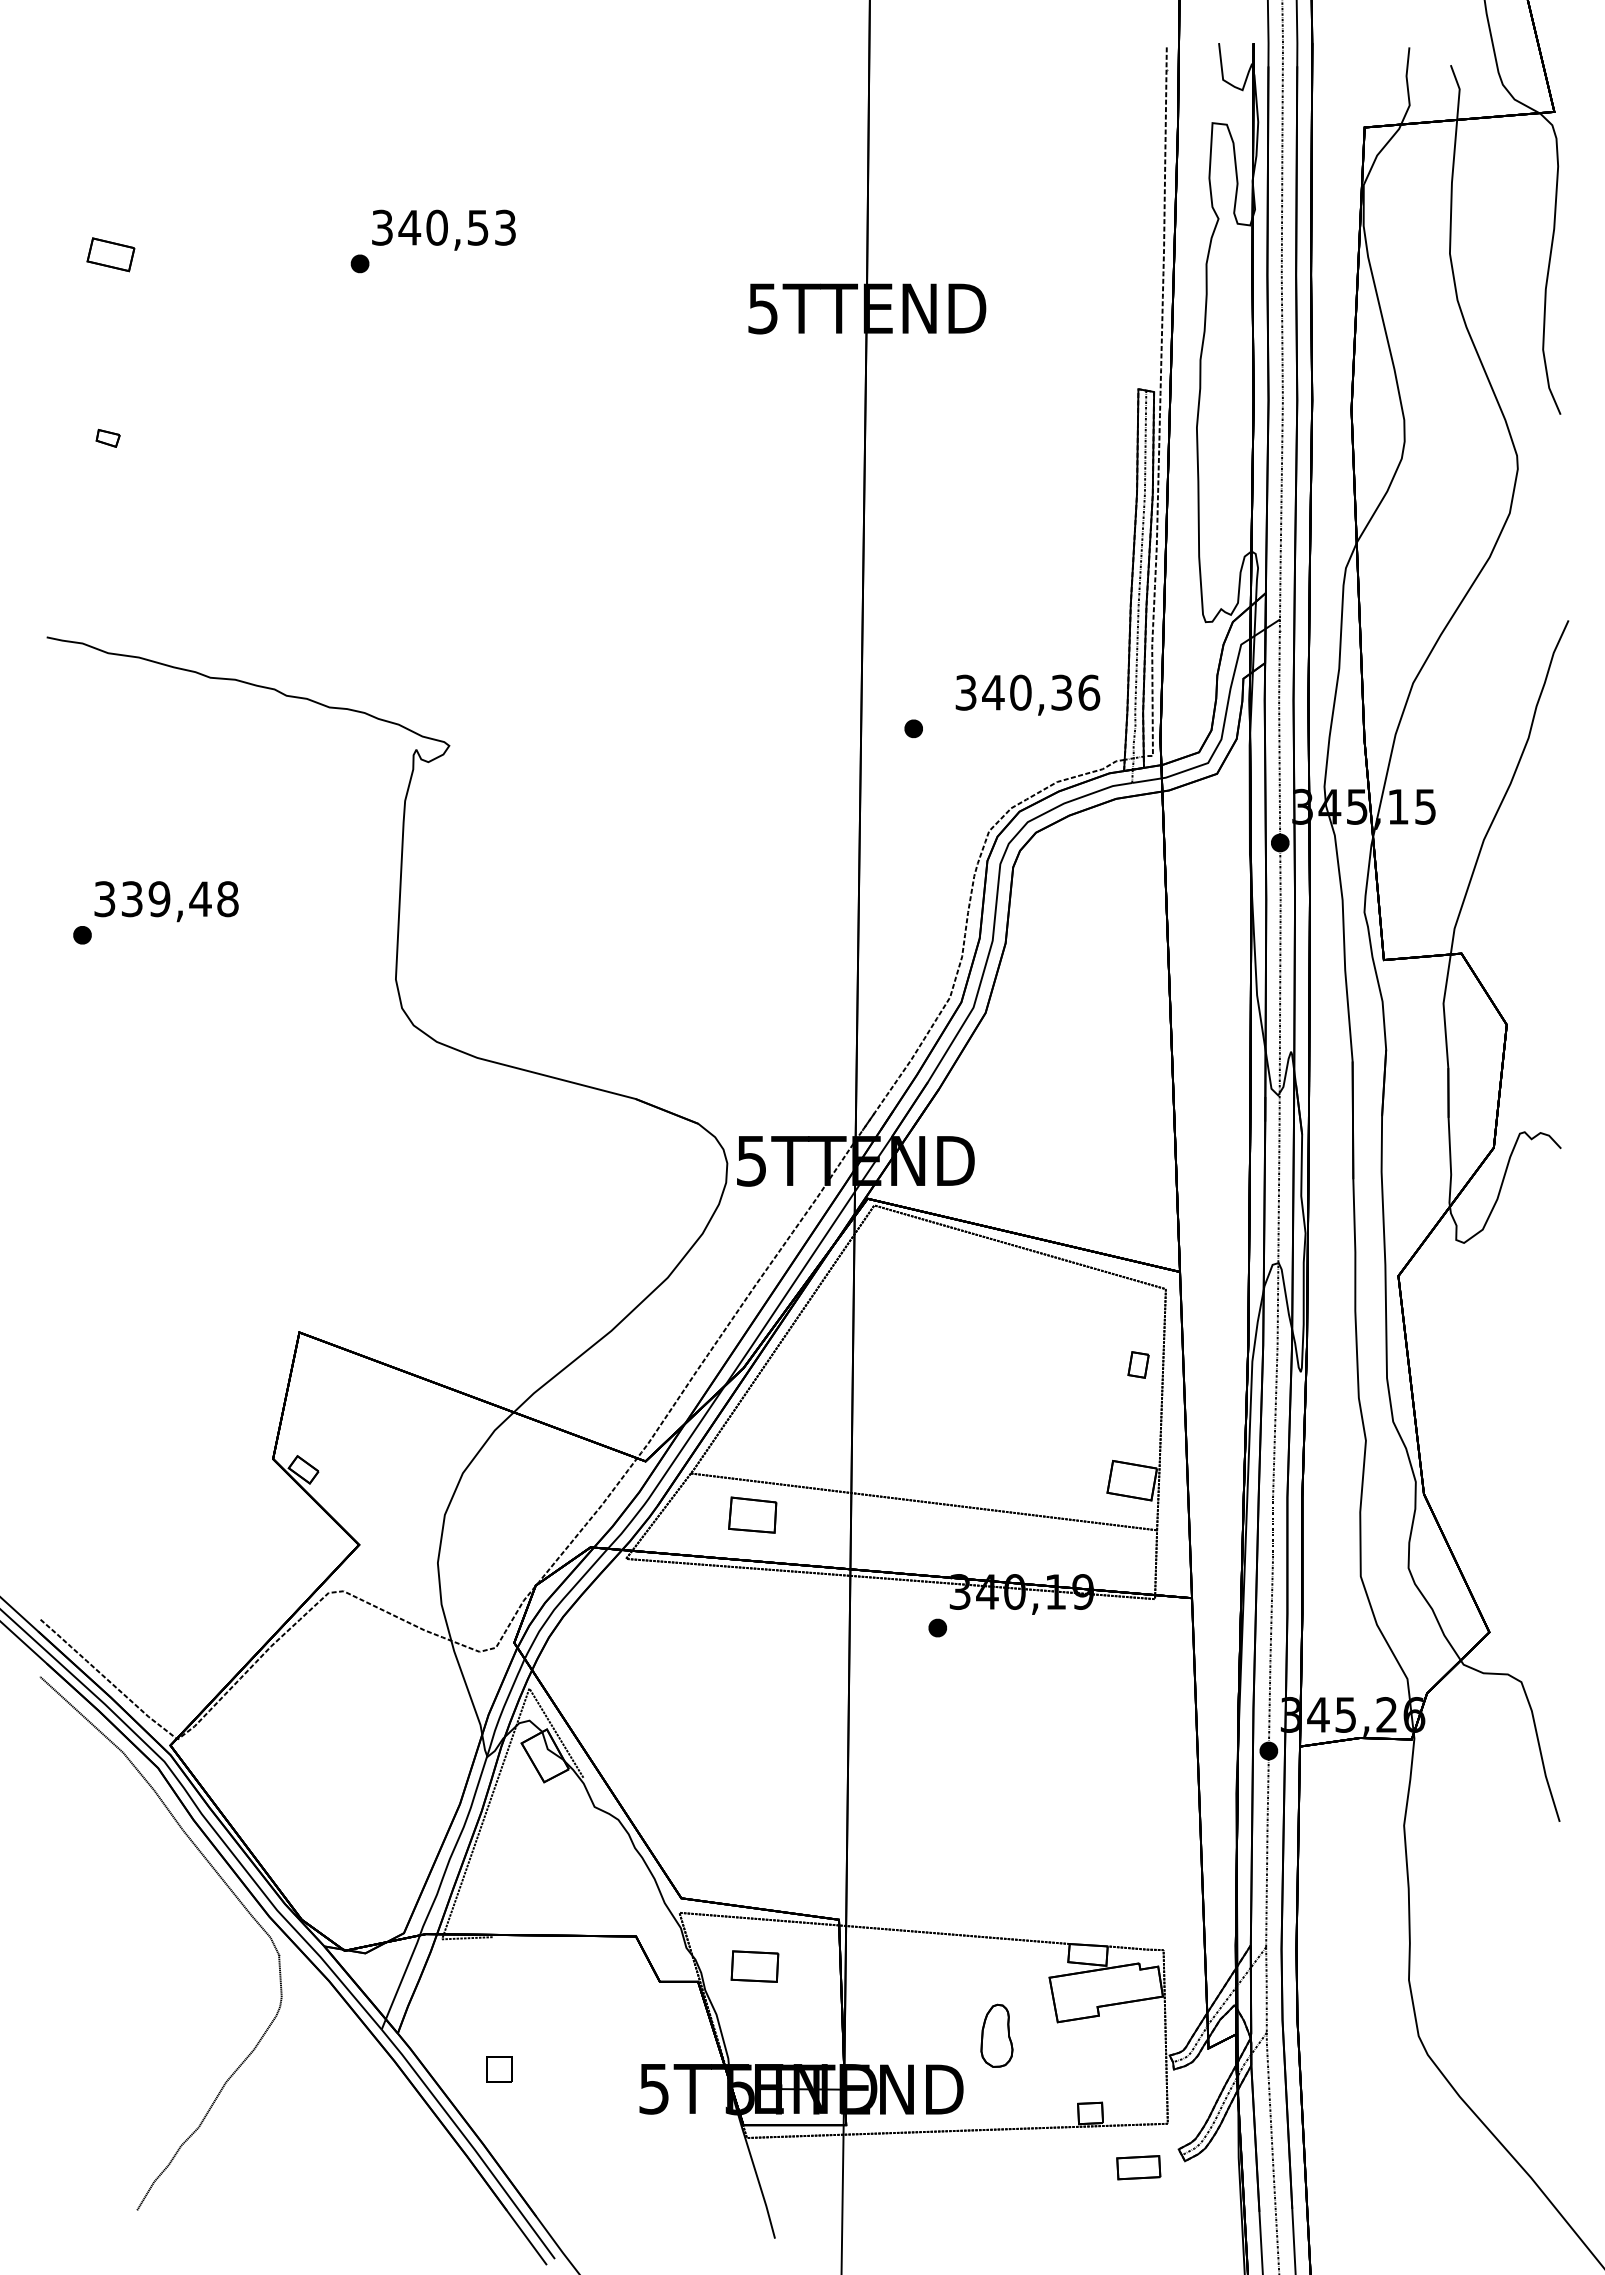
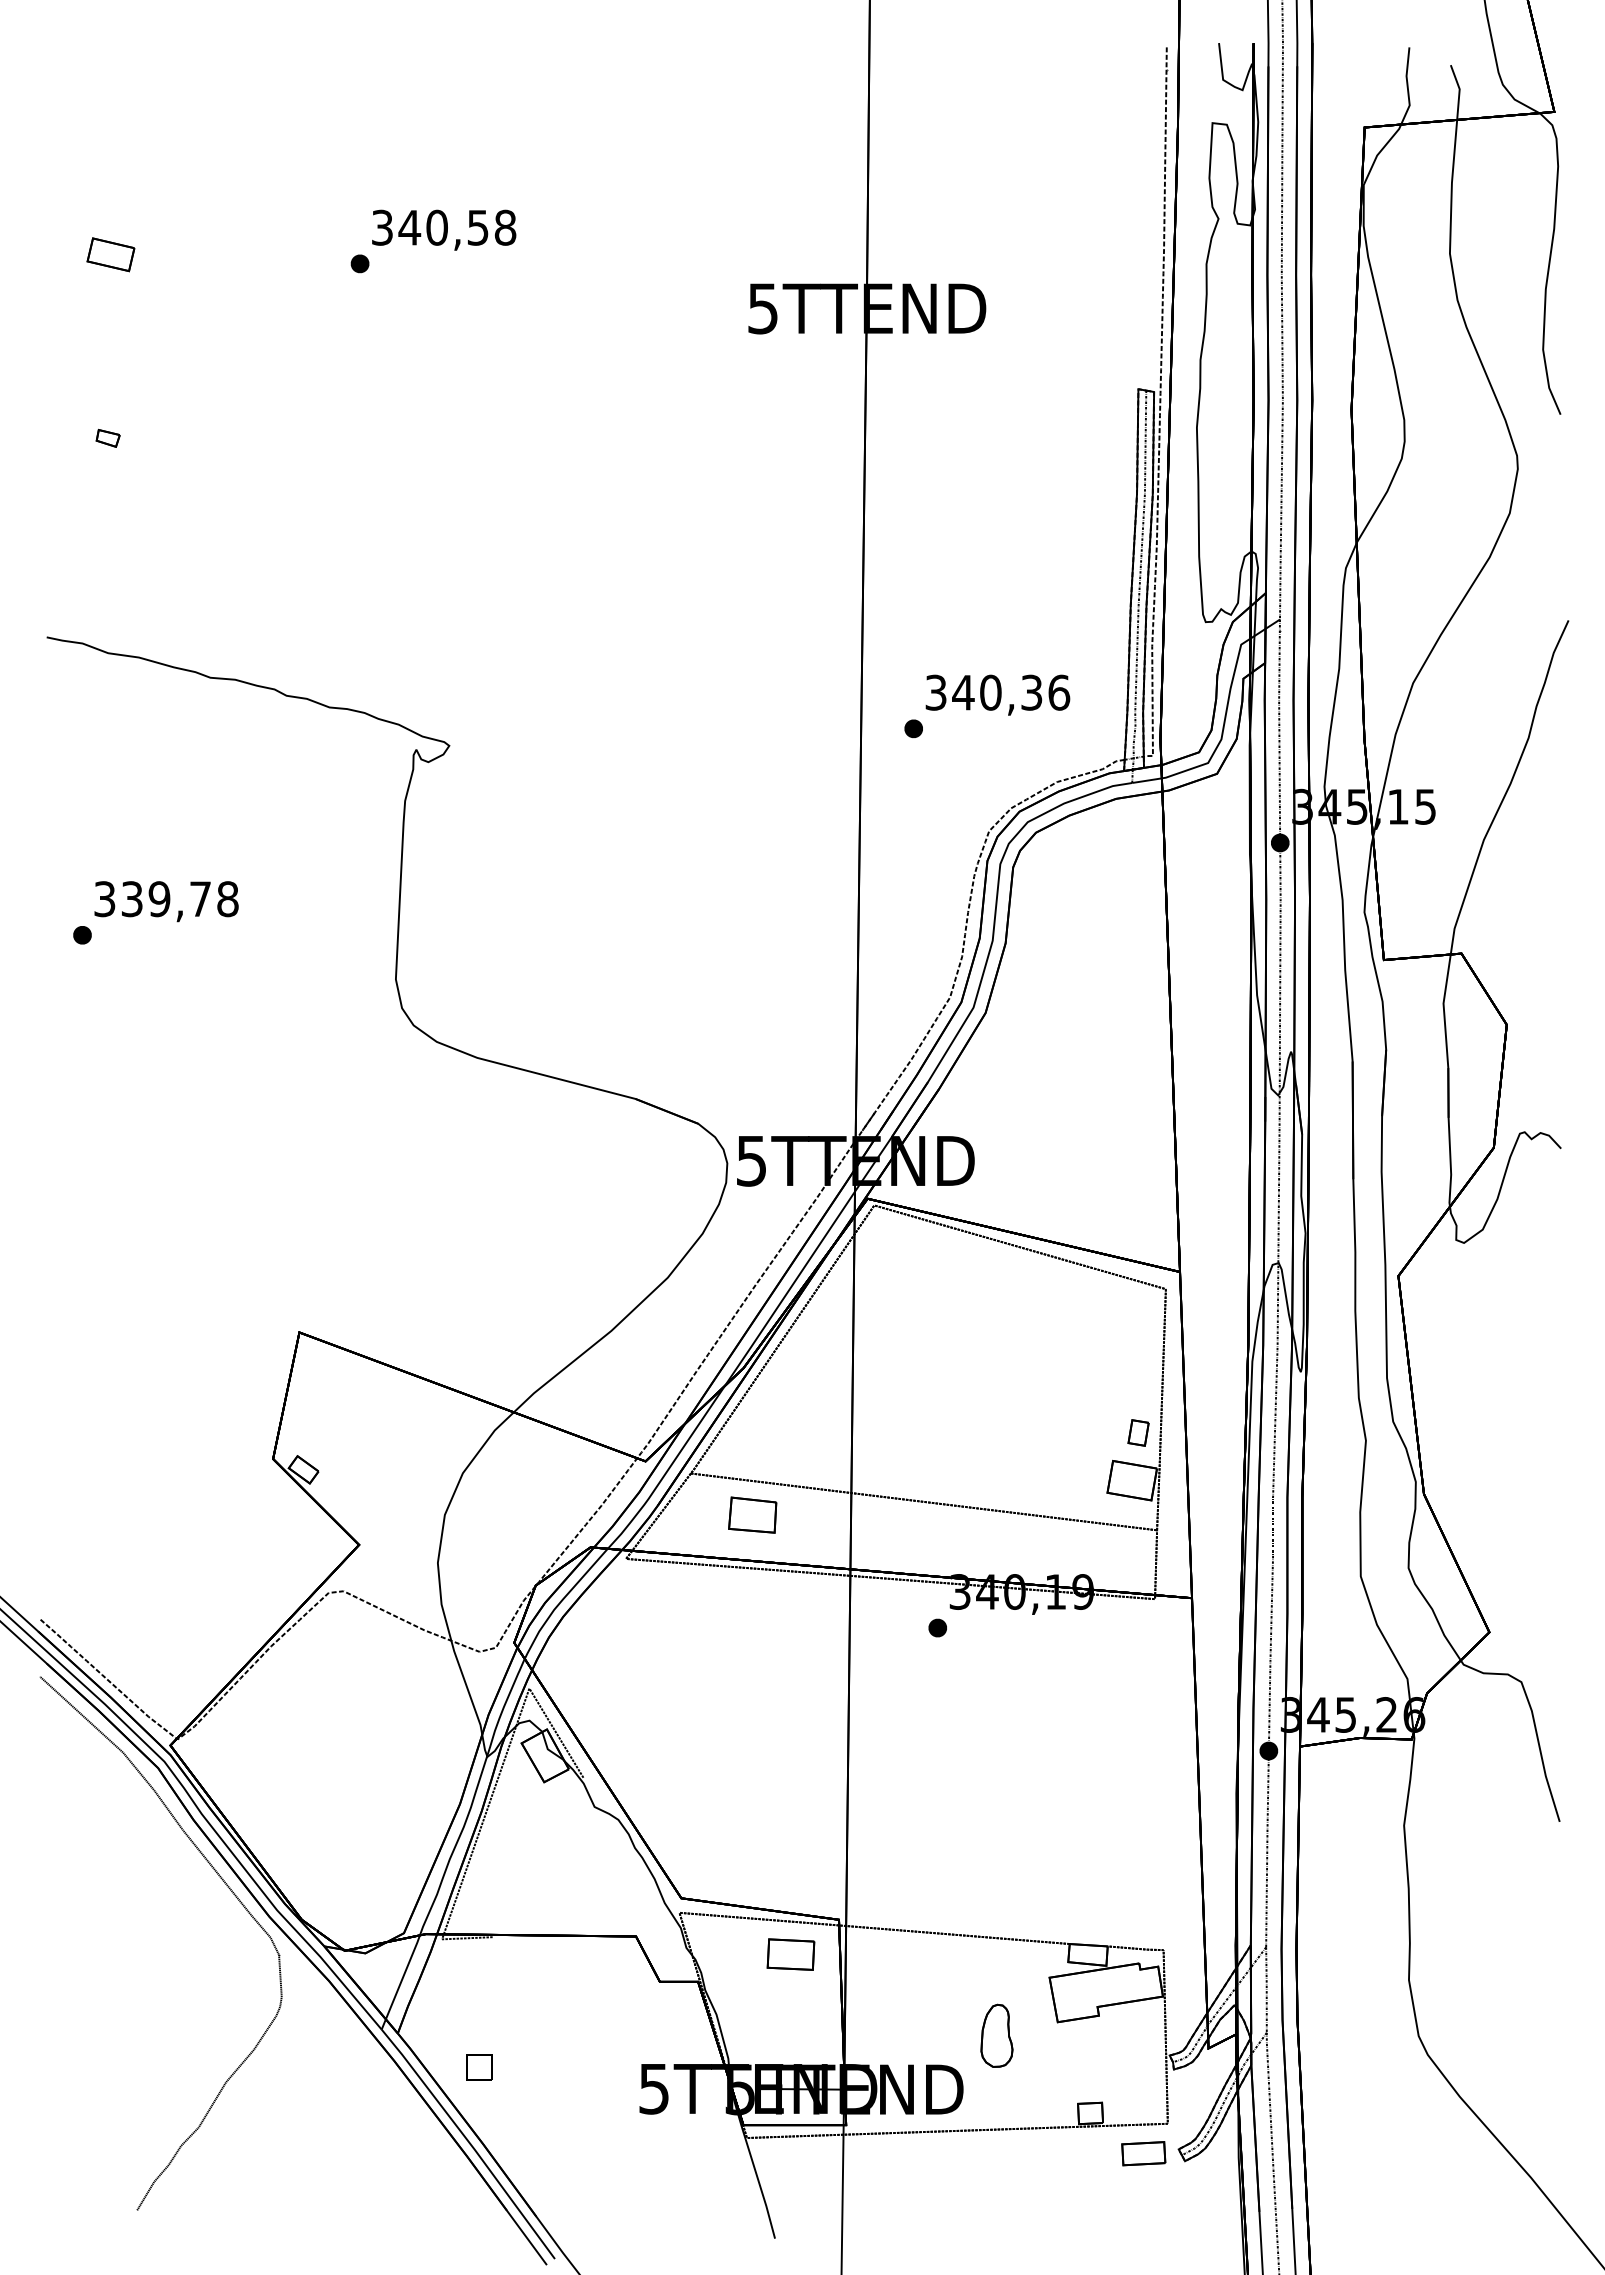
text: 340,53 -> 340,58 (505, 227)
text position: (1027, 694) -> (997, 694) (997, 694)
text: 339,48 -> 339,78 (200, 898)
part position: (1138, 1364) -> (1138, 1432) (1138, 1432)
part position: (754, 1966) -> (790, 1954) (790, 1954)
part position: (499, 2069) -> (479, 2067) (479, 2067)
part position: (1138, 2167) -> (1143, 2153) (1143, 2153)
